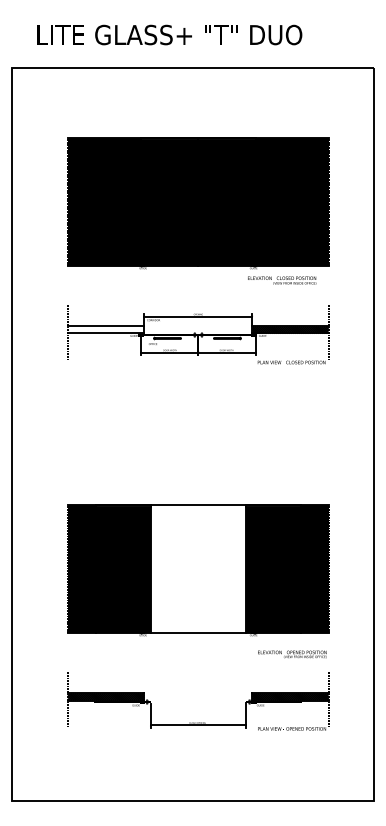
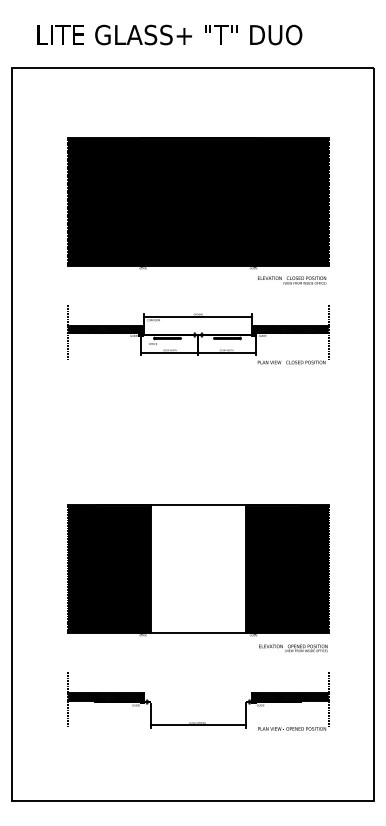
text position: (282, 280) -> (292, 280) (292, 280)
hatch: none -> present (106, 329)
text position: (292, 654) -> (293, 648) (293, 648)
